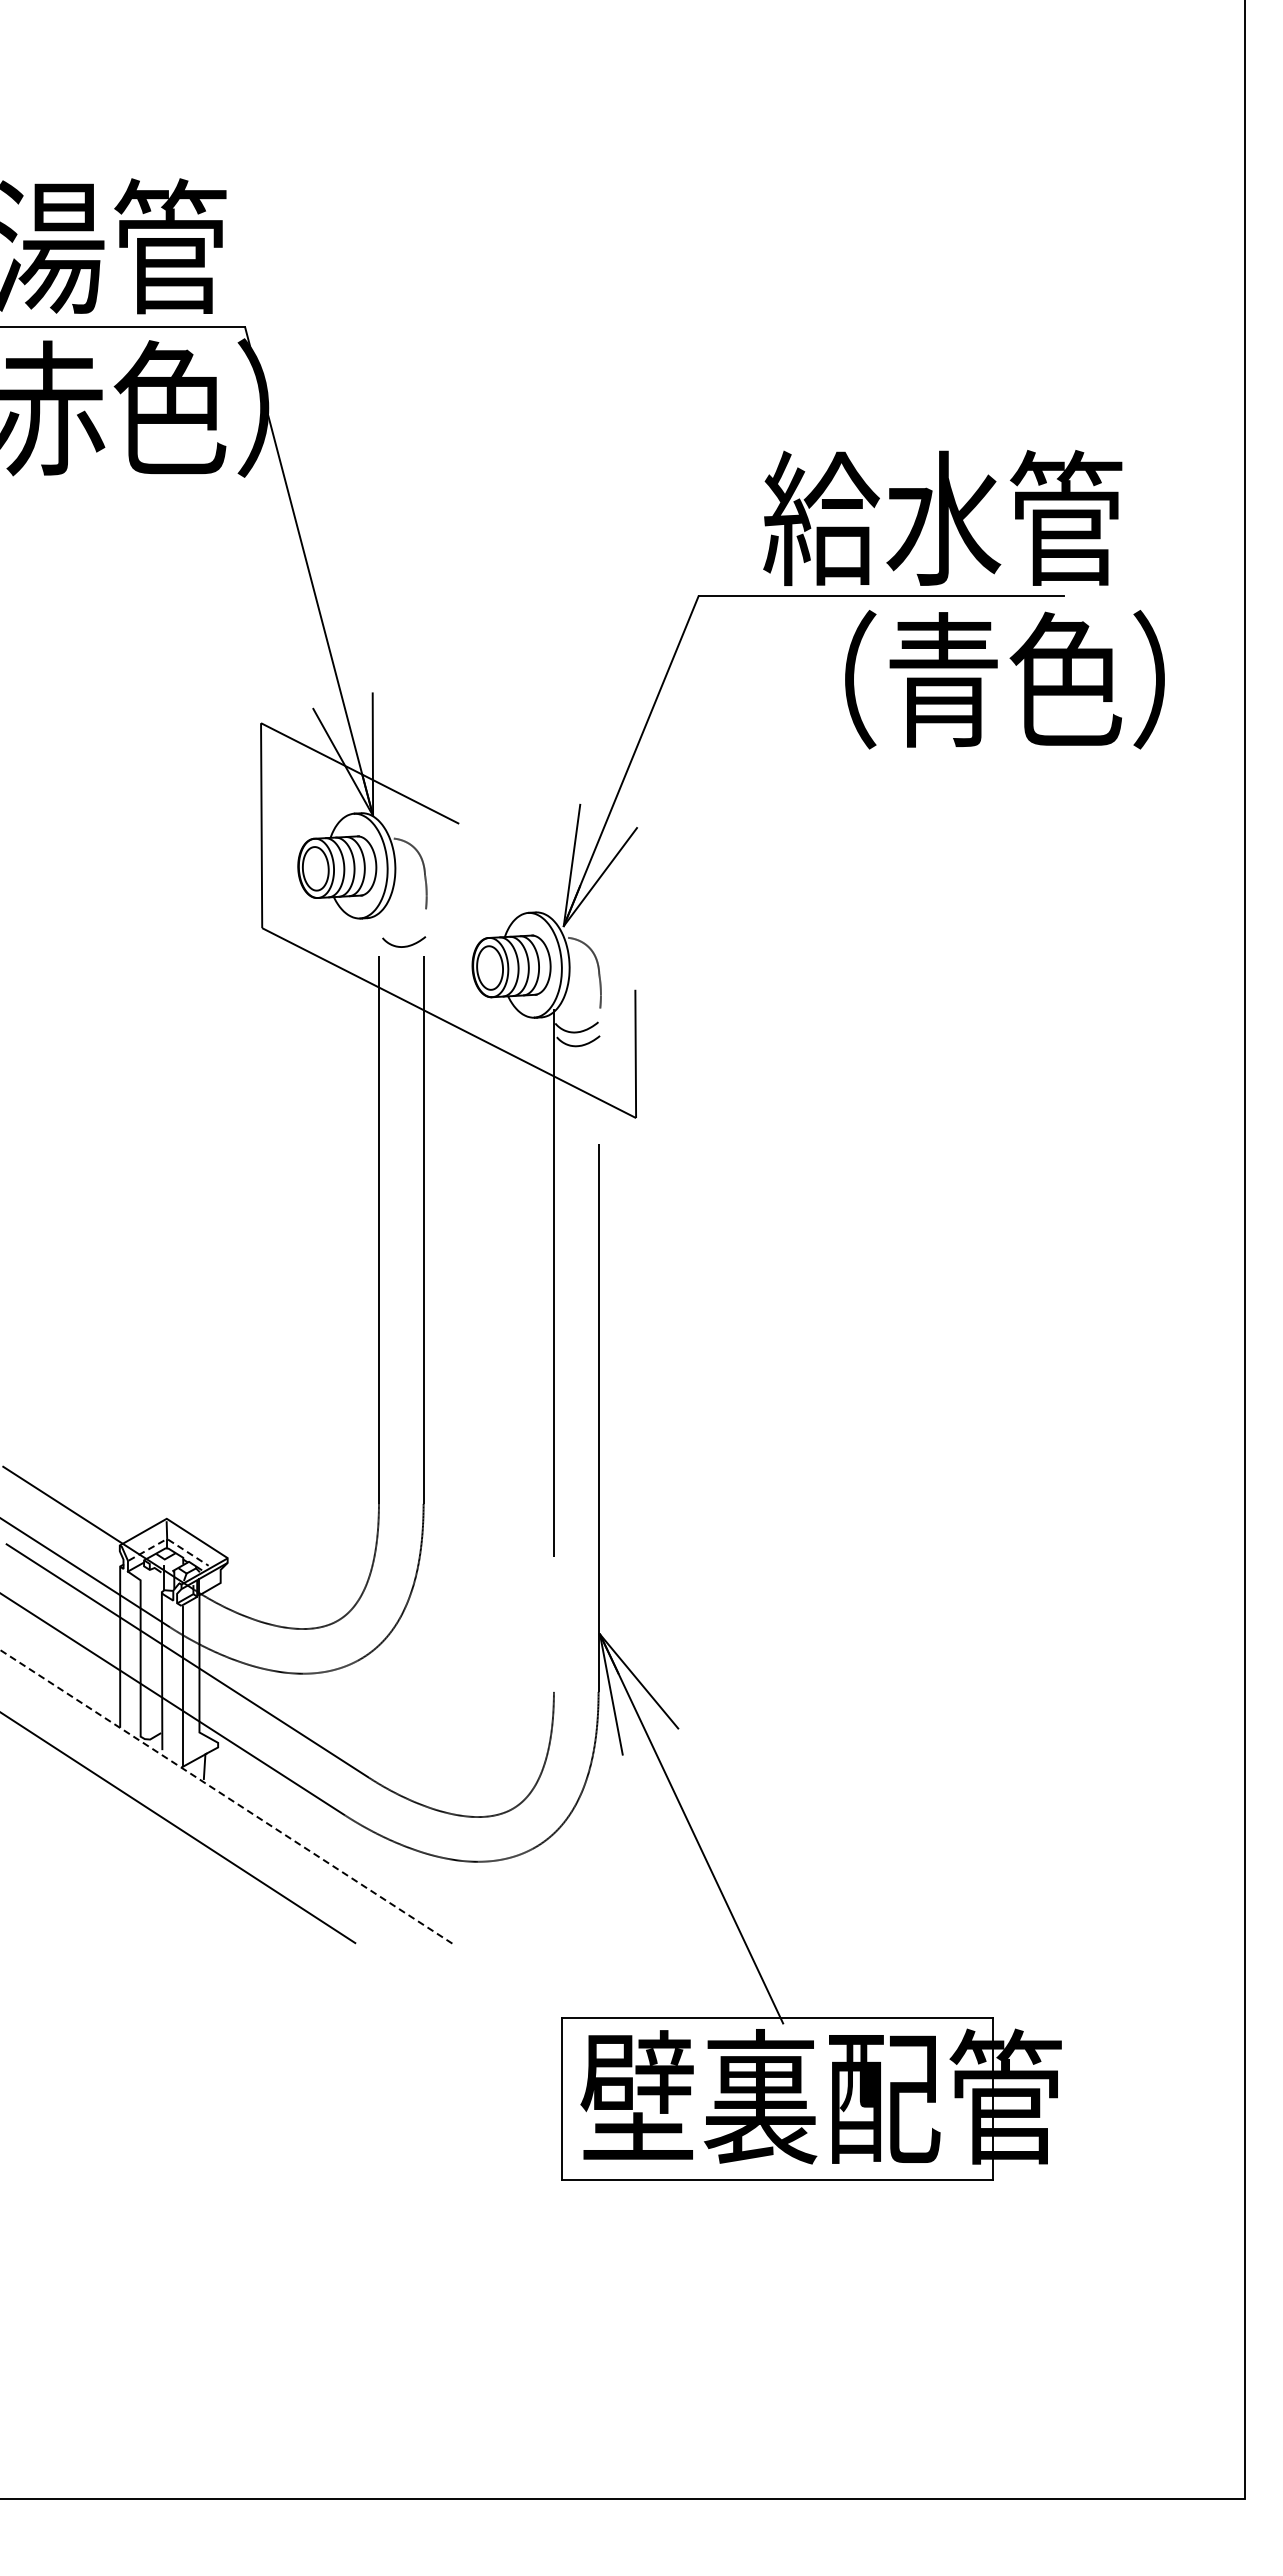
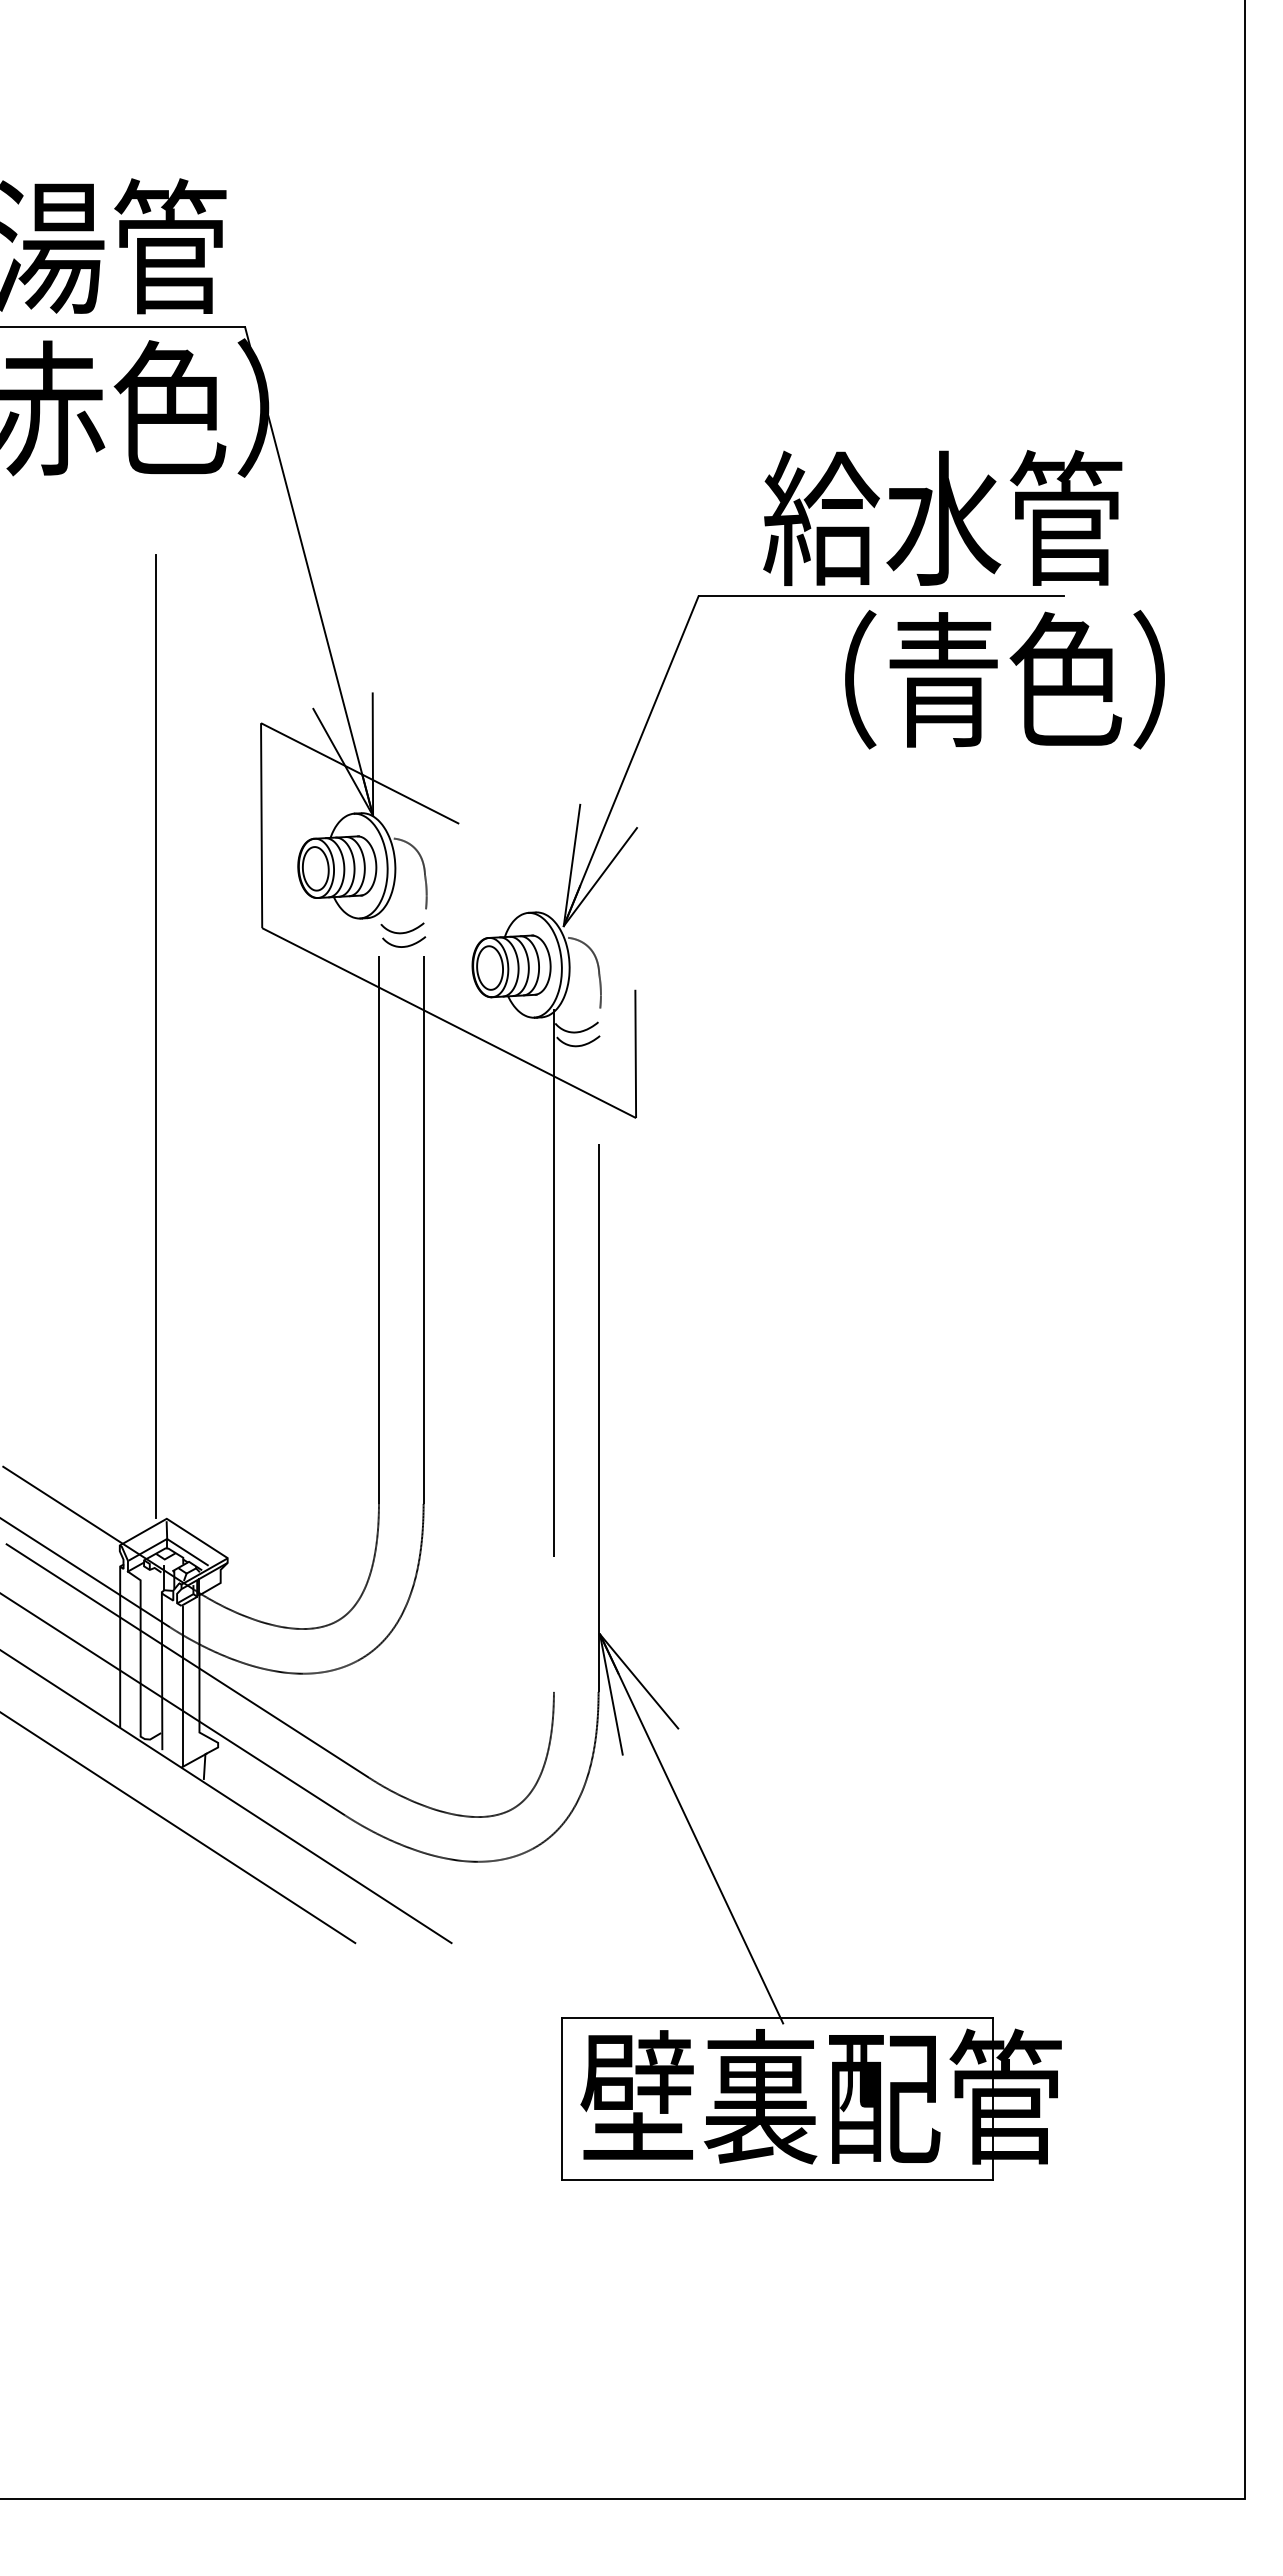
curve: none -> present (402, 932)
line: none -> present (156, 1036)
line: dashed -> solid (168, 1540)
line: dashed -> solid (225, 1796)
